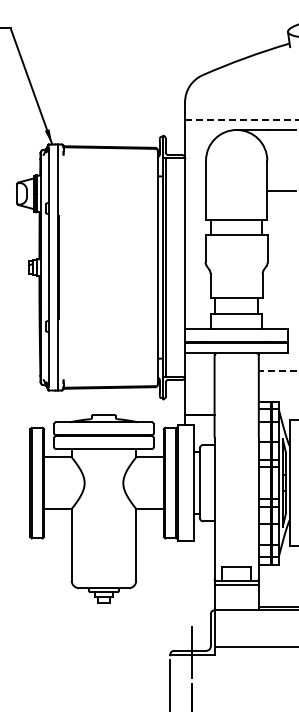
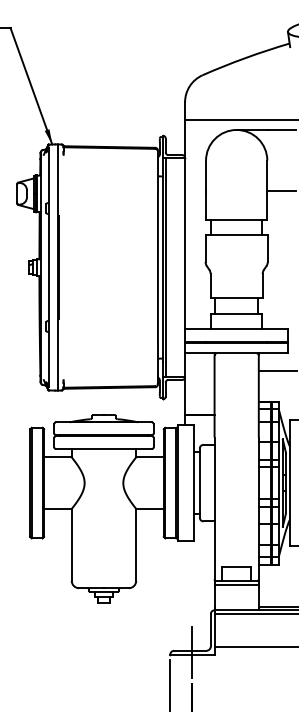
line: dashed -> solid (241, 120)
line: dashed -> solid (277, 370)
line: none -> present (254, 614)
